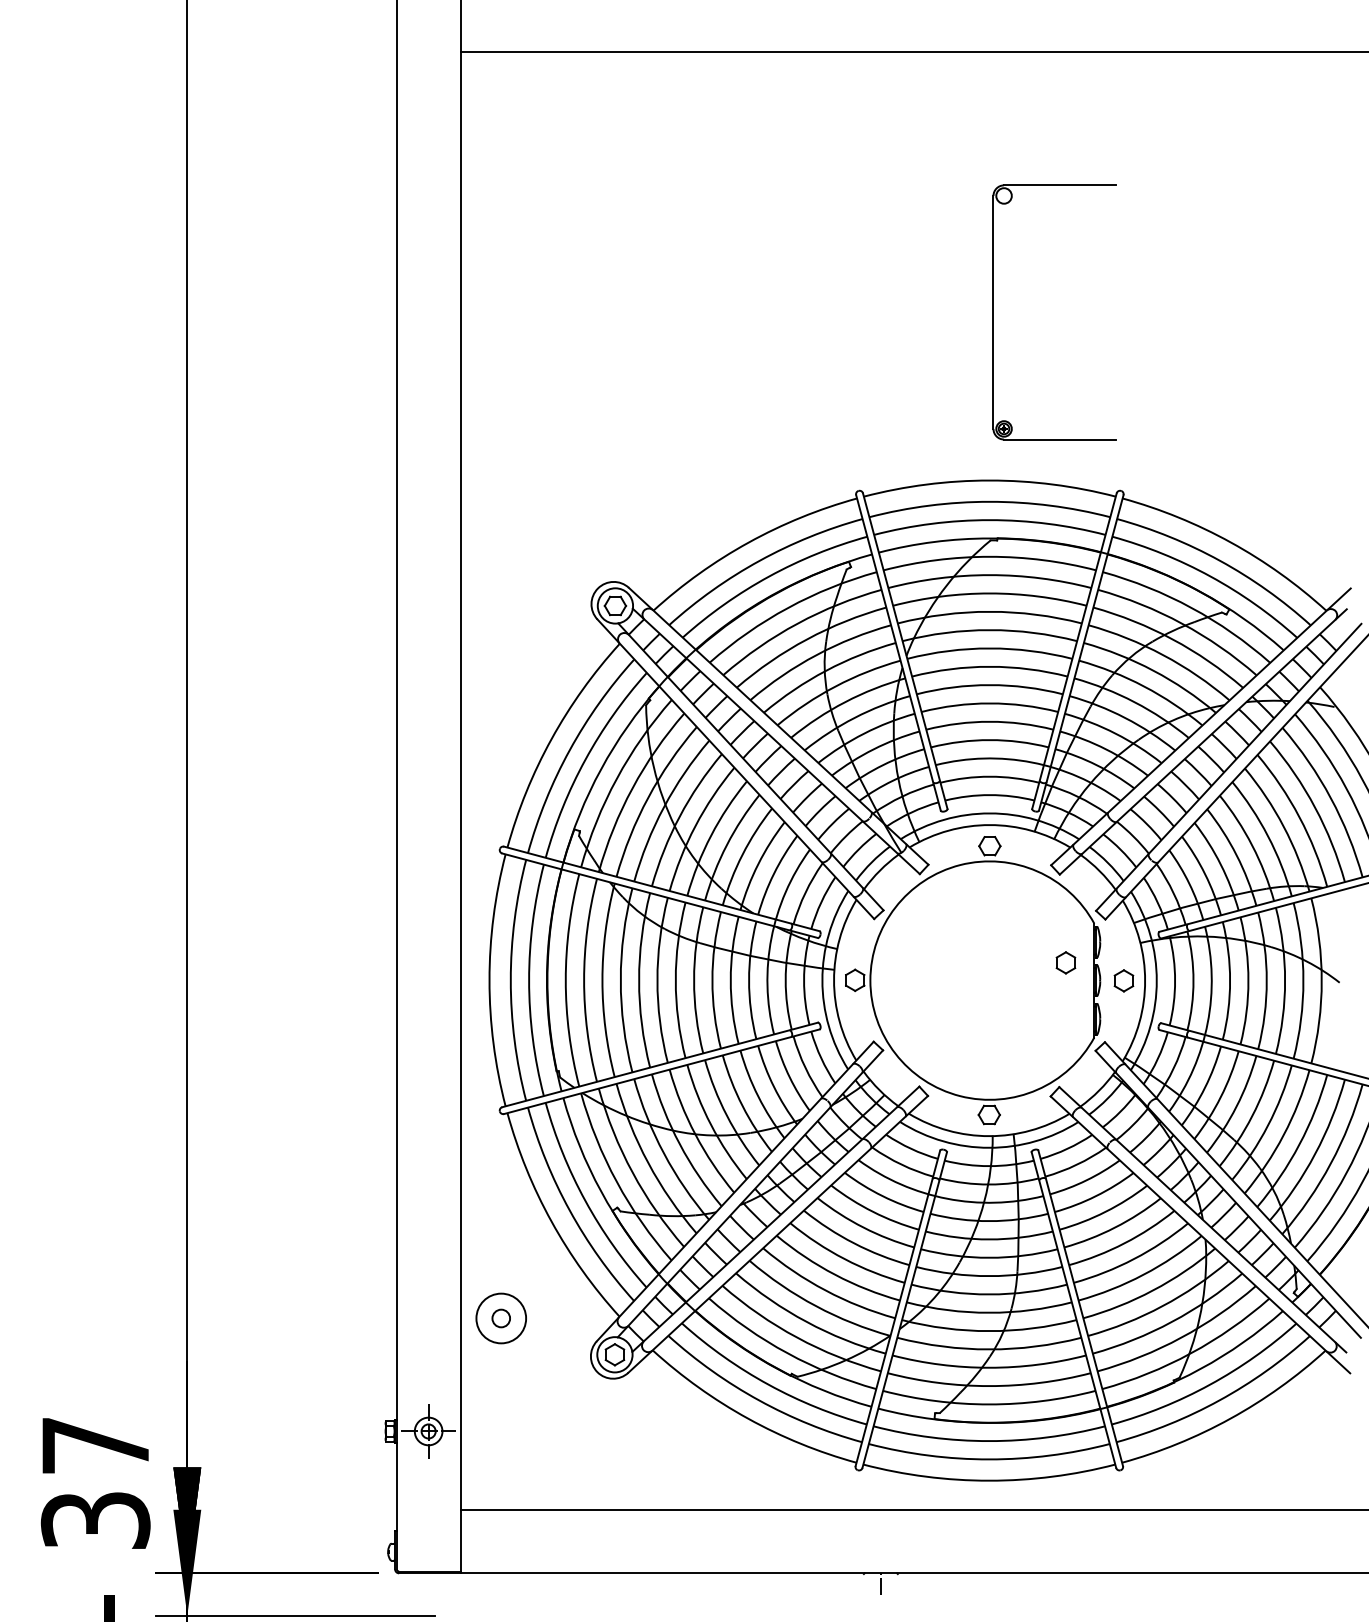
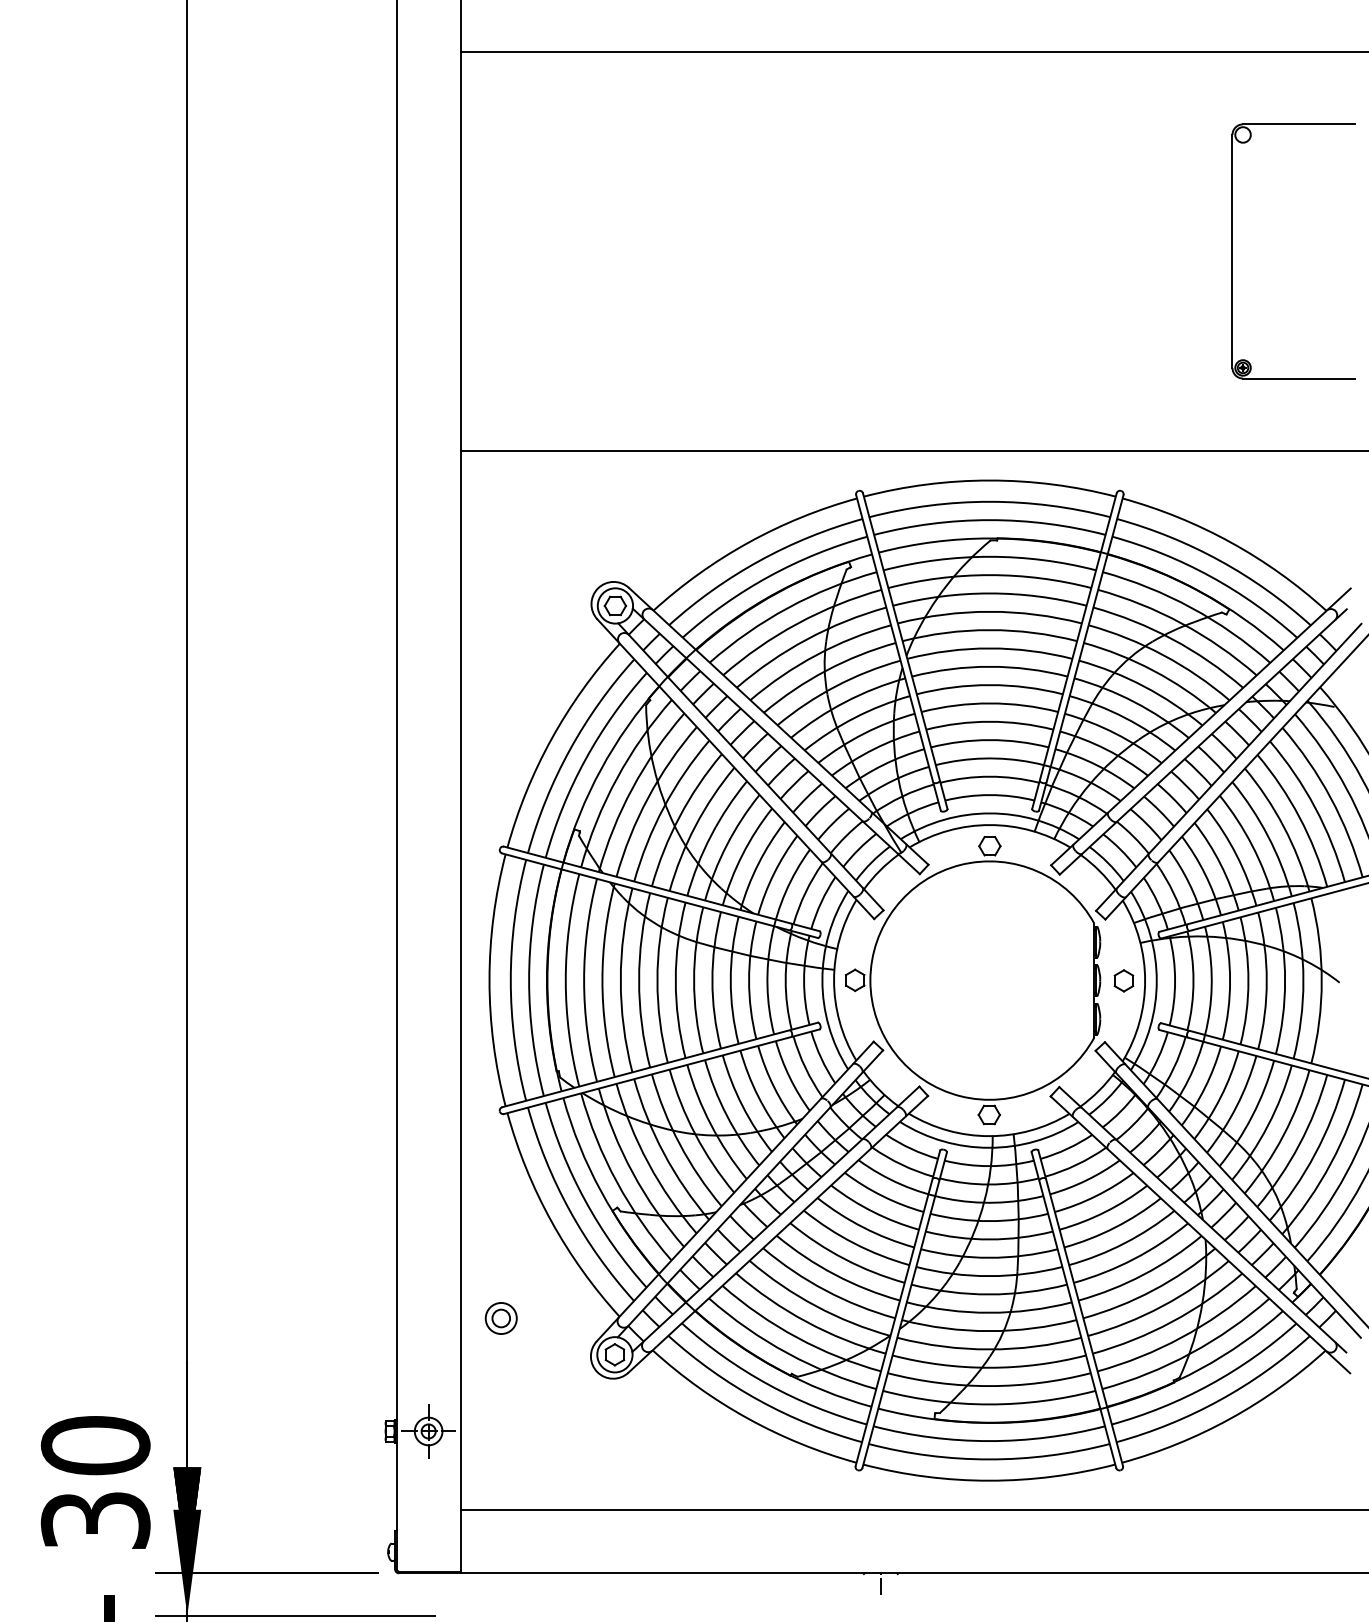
part position: (993, 312) -> (1232, 251) (1232, 251)
line: none -> present (912, 450)
part: present -> none (1065, 962)
circle diameter: 50 px -> 31 px (500, 1318)
text: 37 -> 30 (95, 1445)
